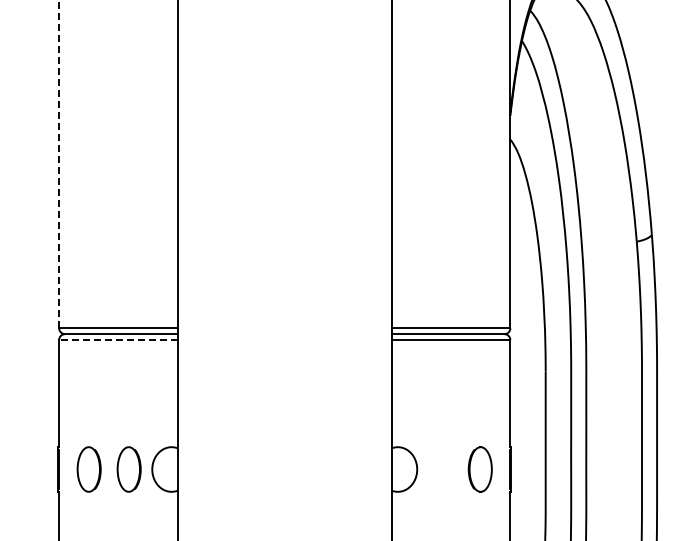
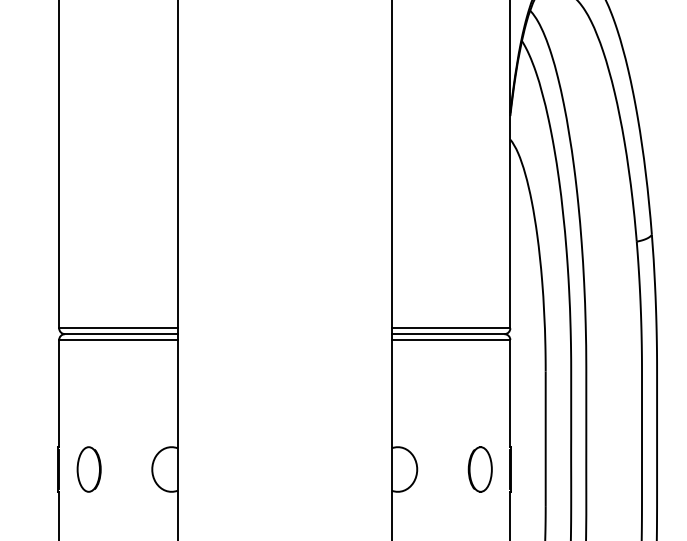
line: dashed -> solid (59, 164)
line: dashed -> solid (117, 340)
part: present -> none (128, 469)
